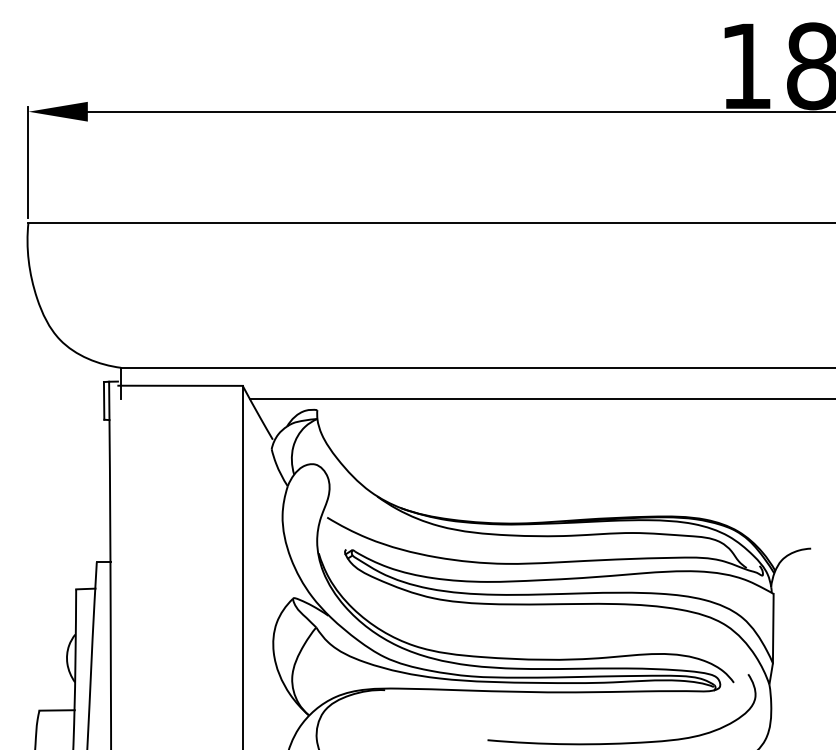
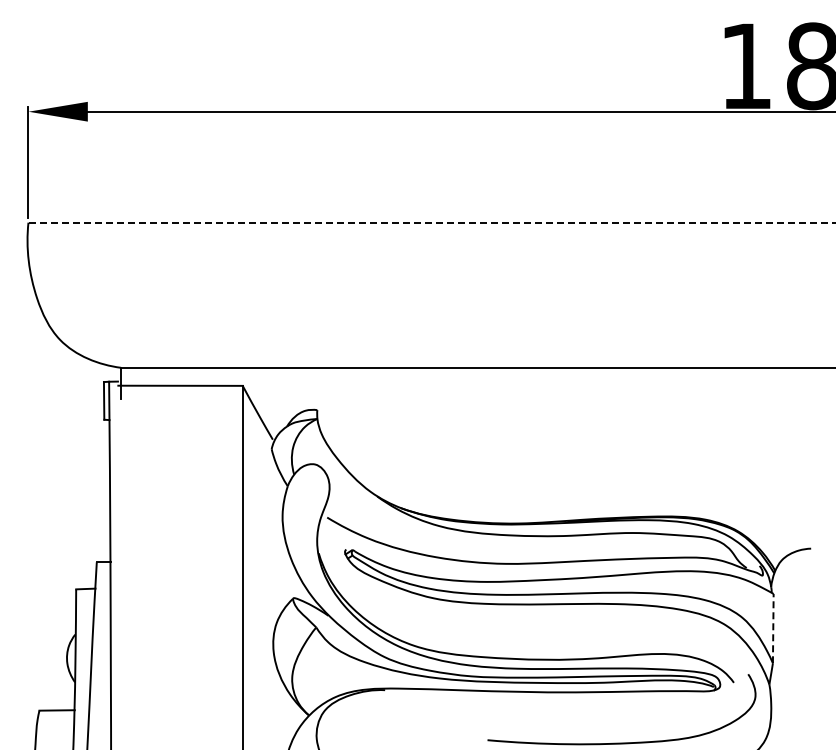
line: solid -> dashed (431, 222)
line: present -> none (540, 398)
line: solid -> dashed (773, 628)
